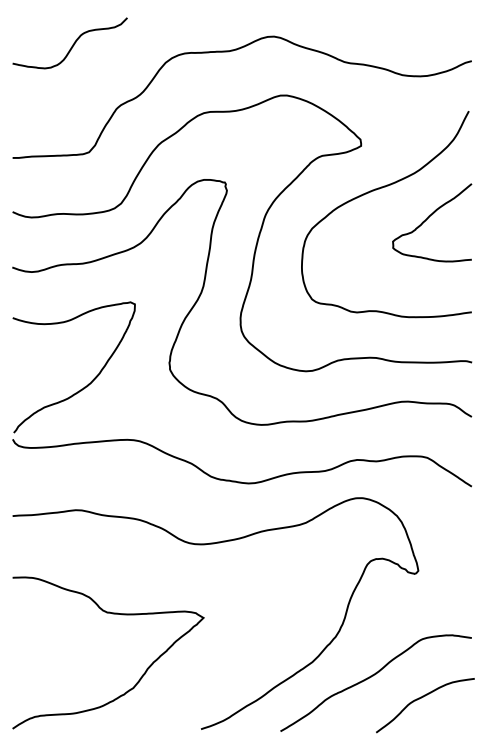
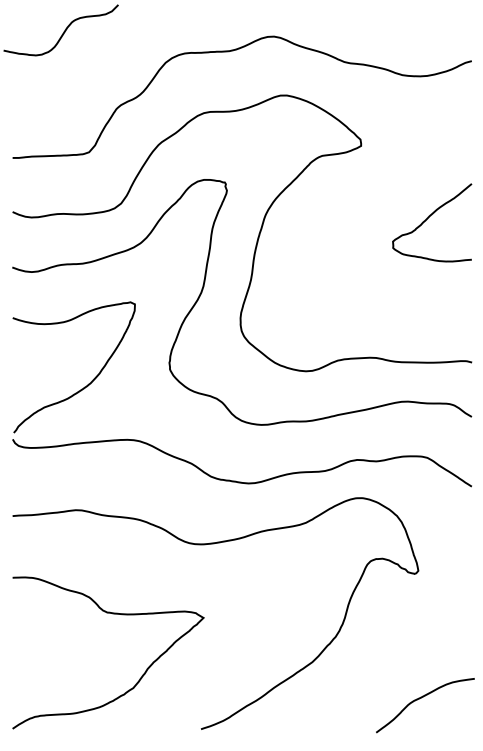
curve position: (72, 44) -> (63, 31) (63, 31)
curve: present -> none (379, 189)
curve: present -> none (373, 676)
